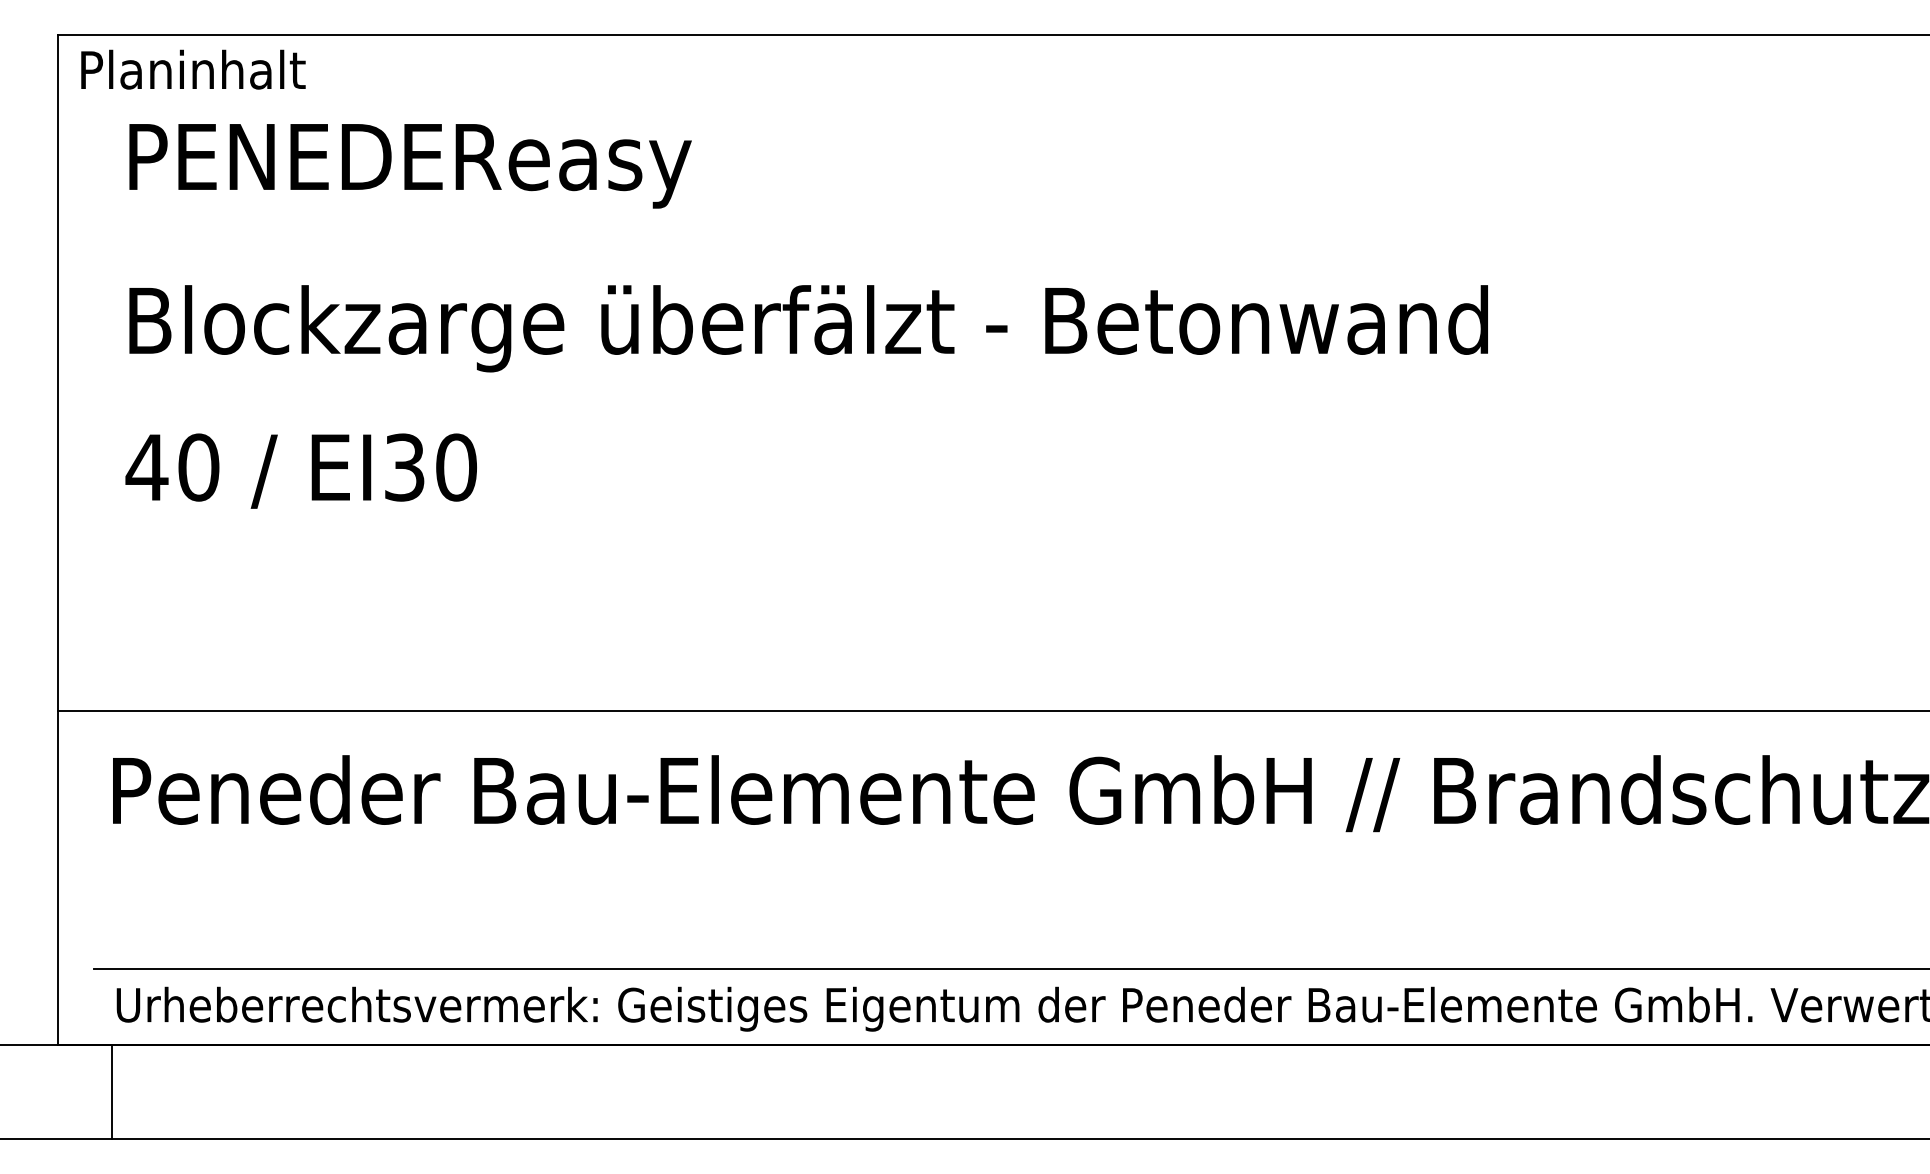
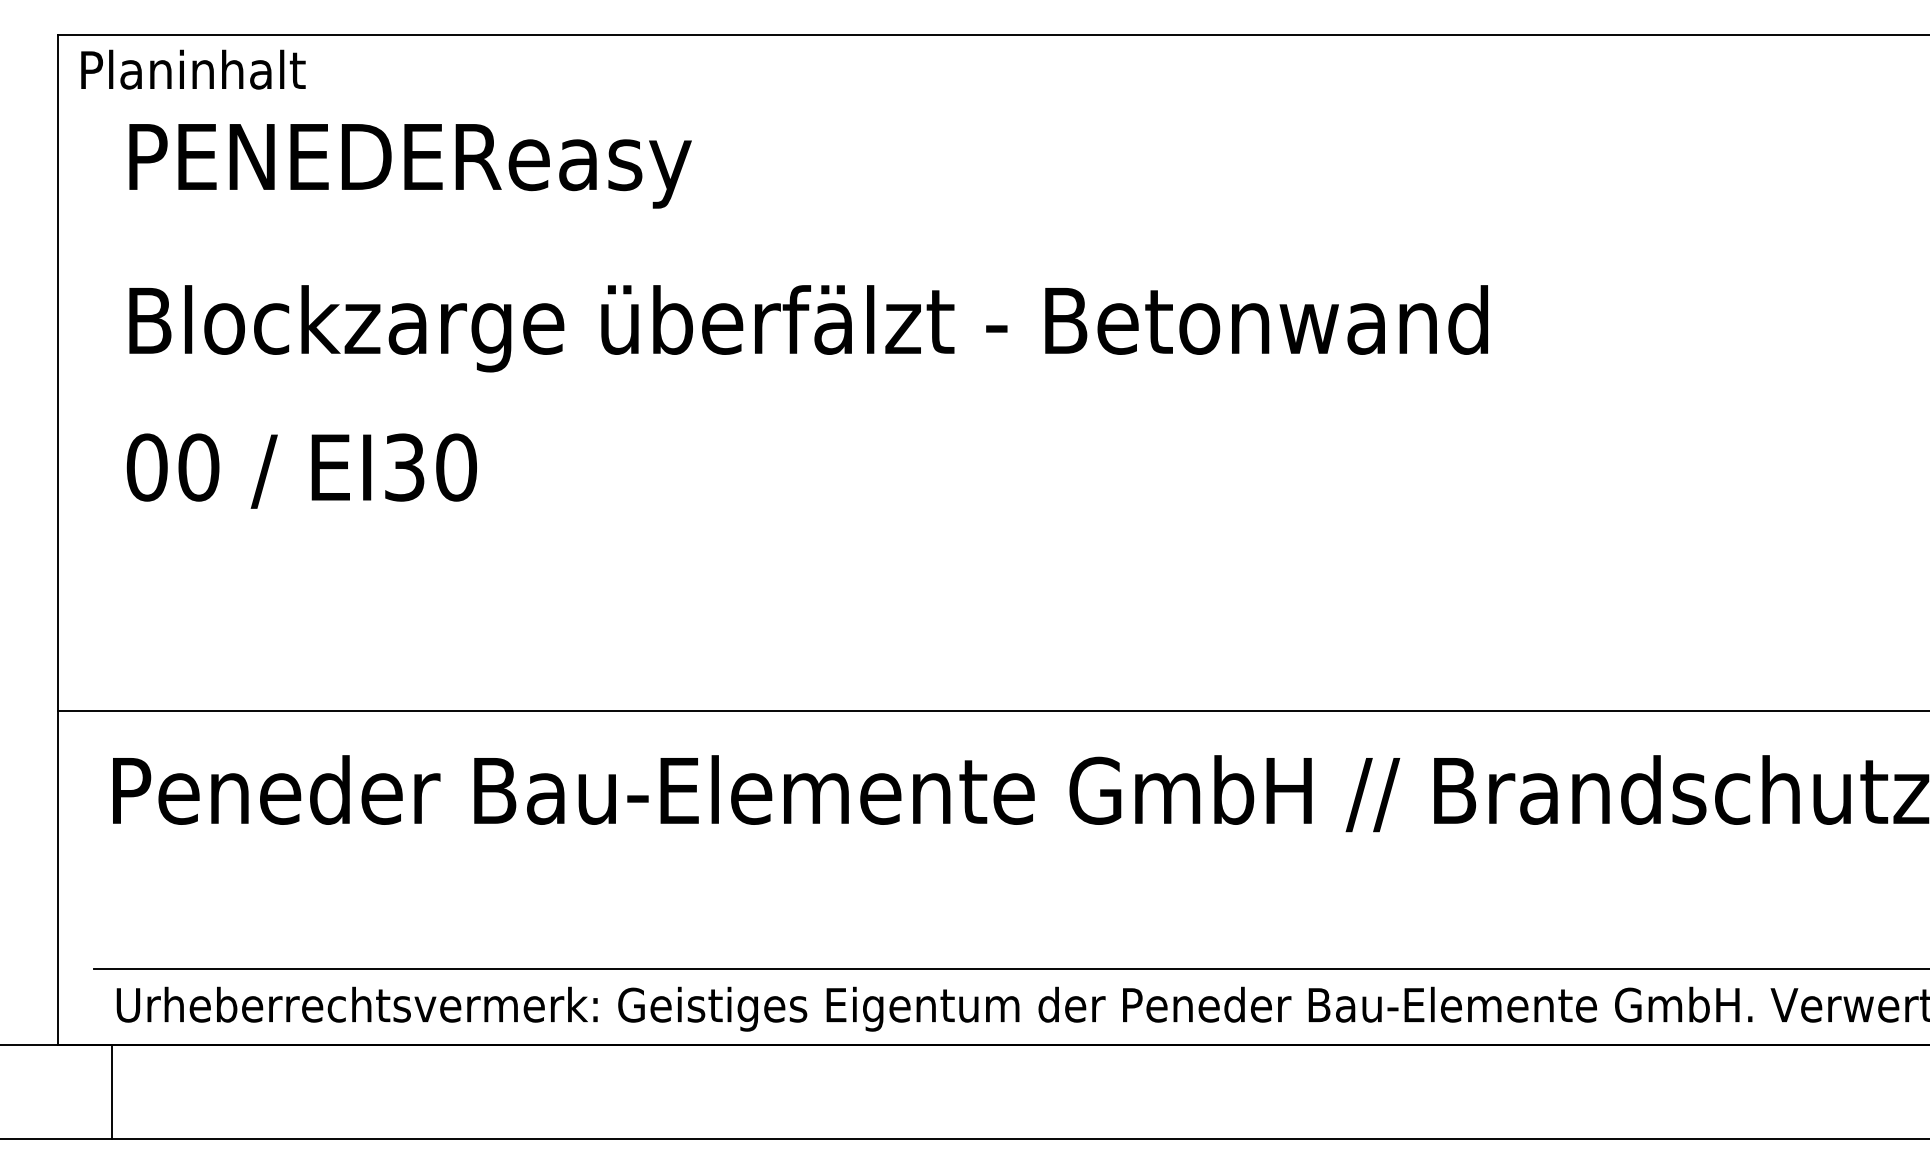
text: 40 -> 00 (146, 467)
